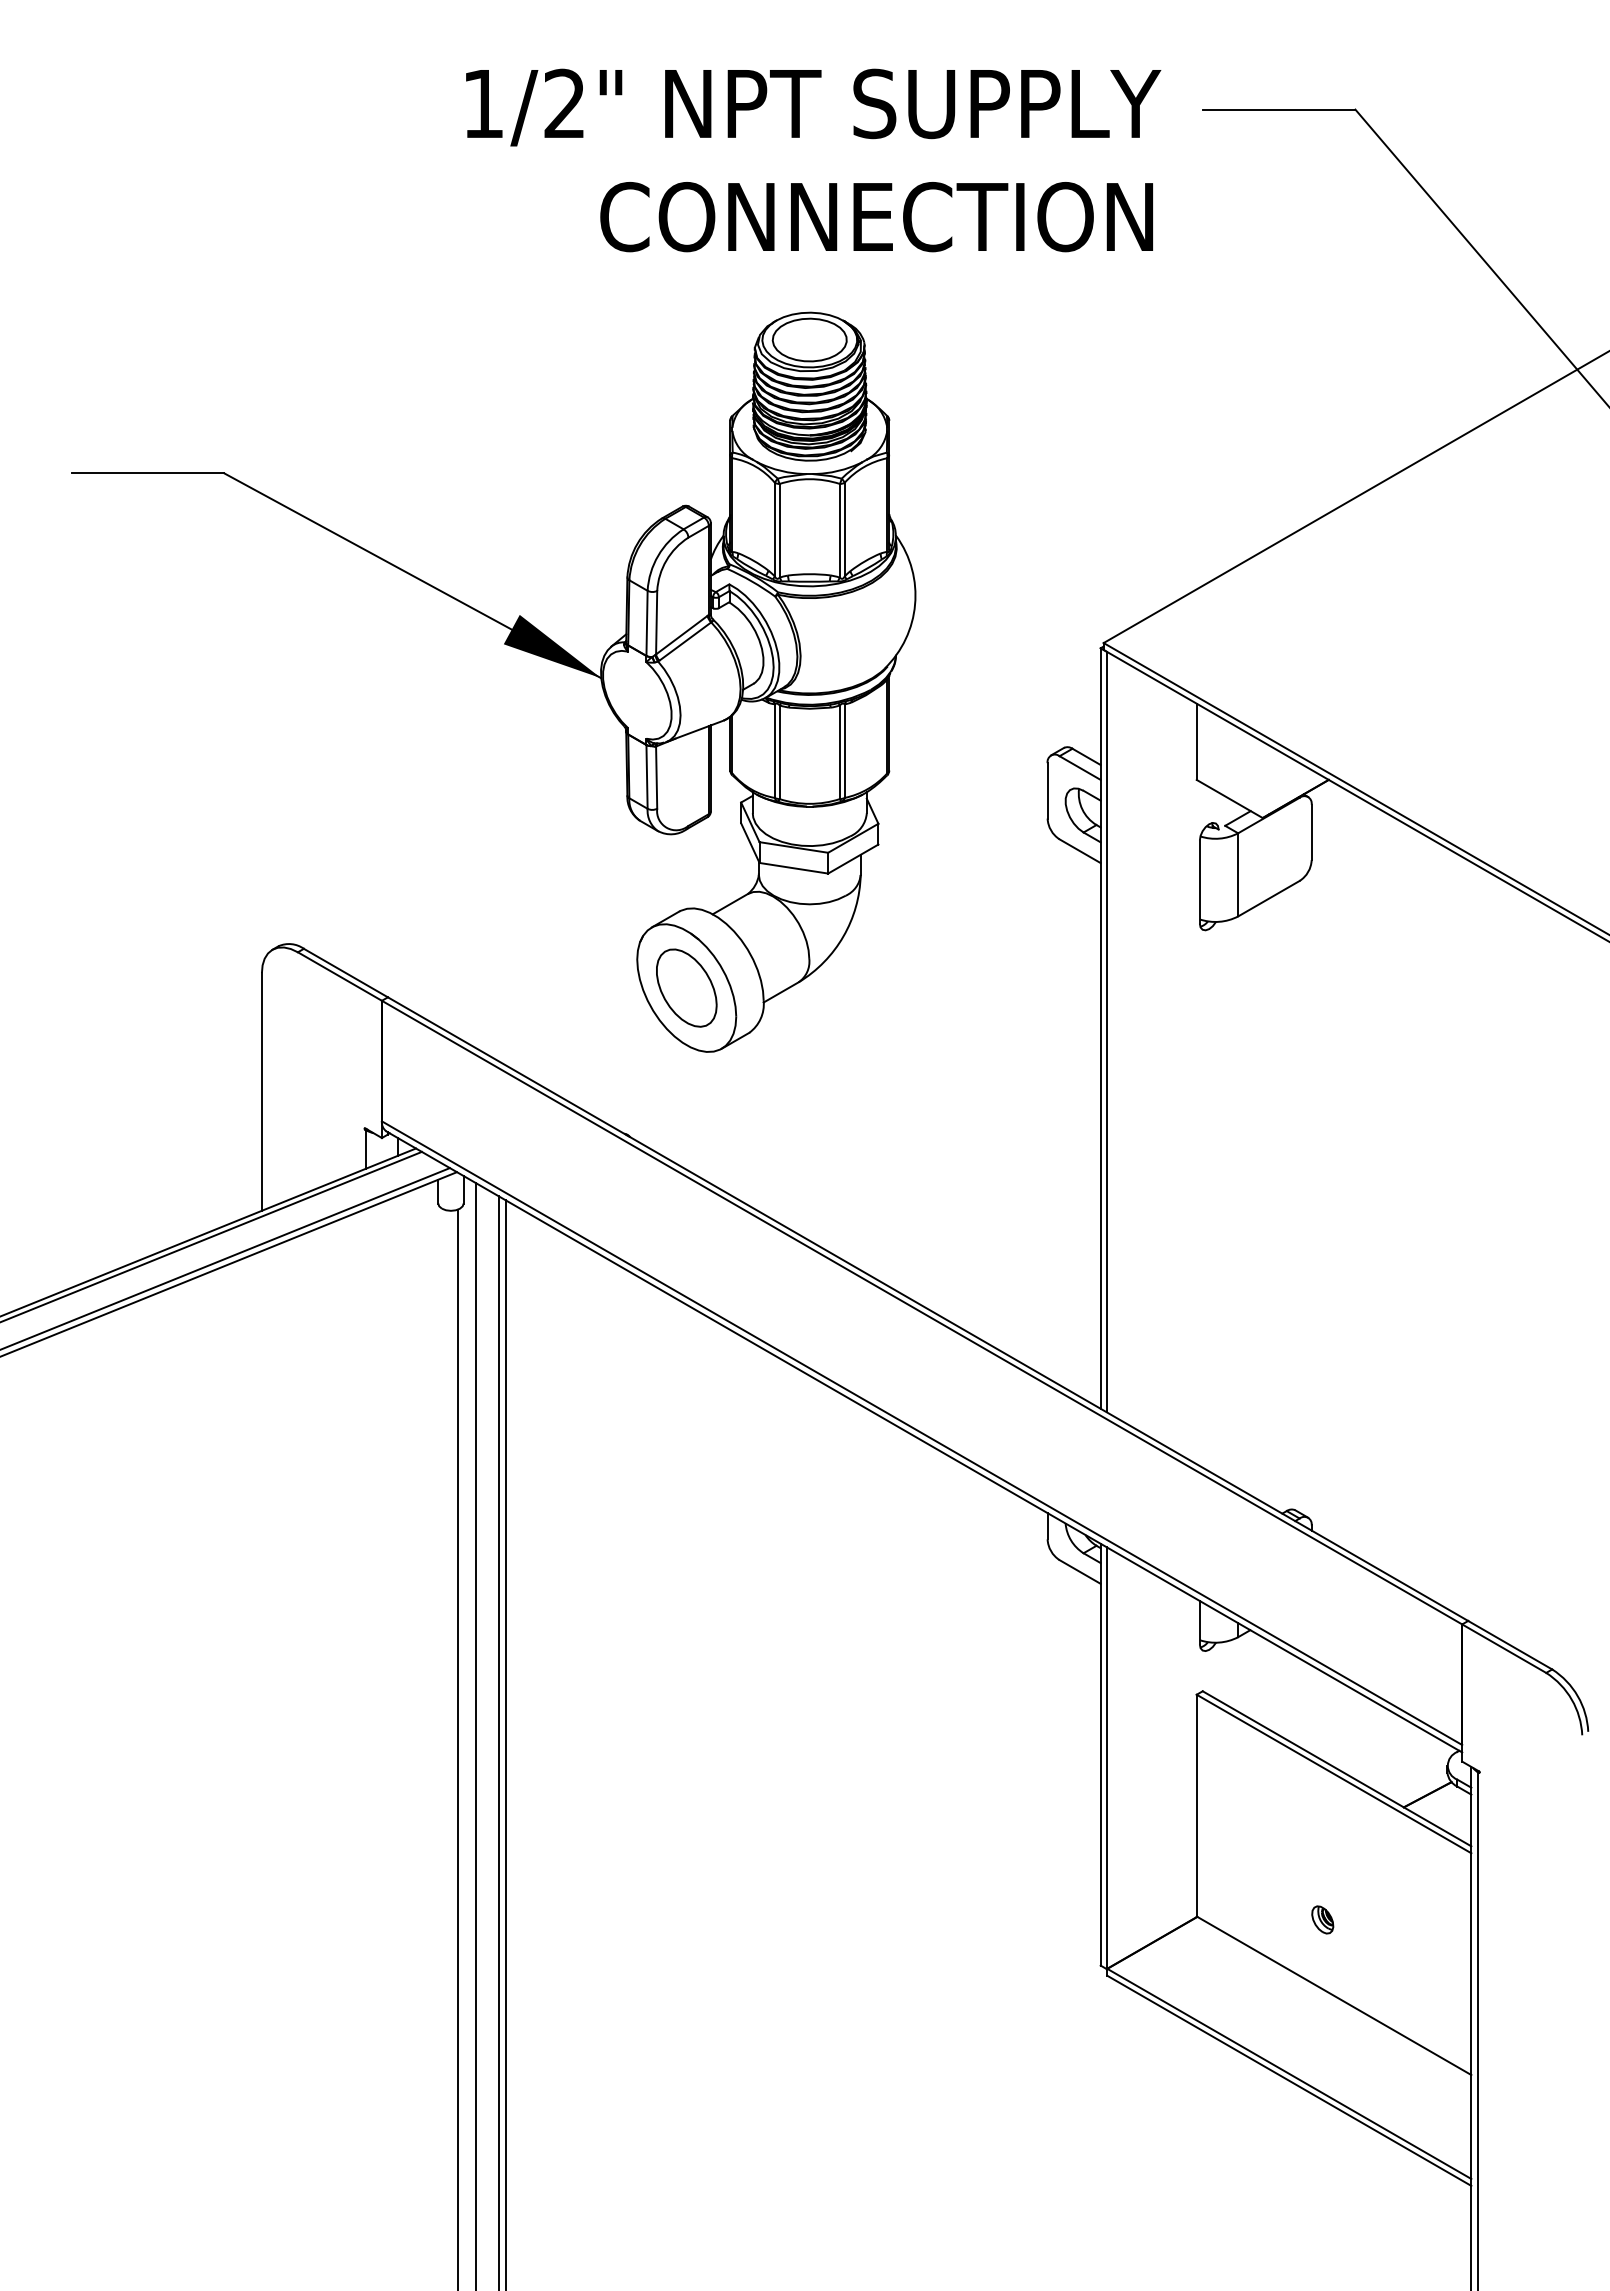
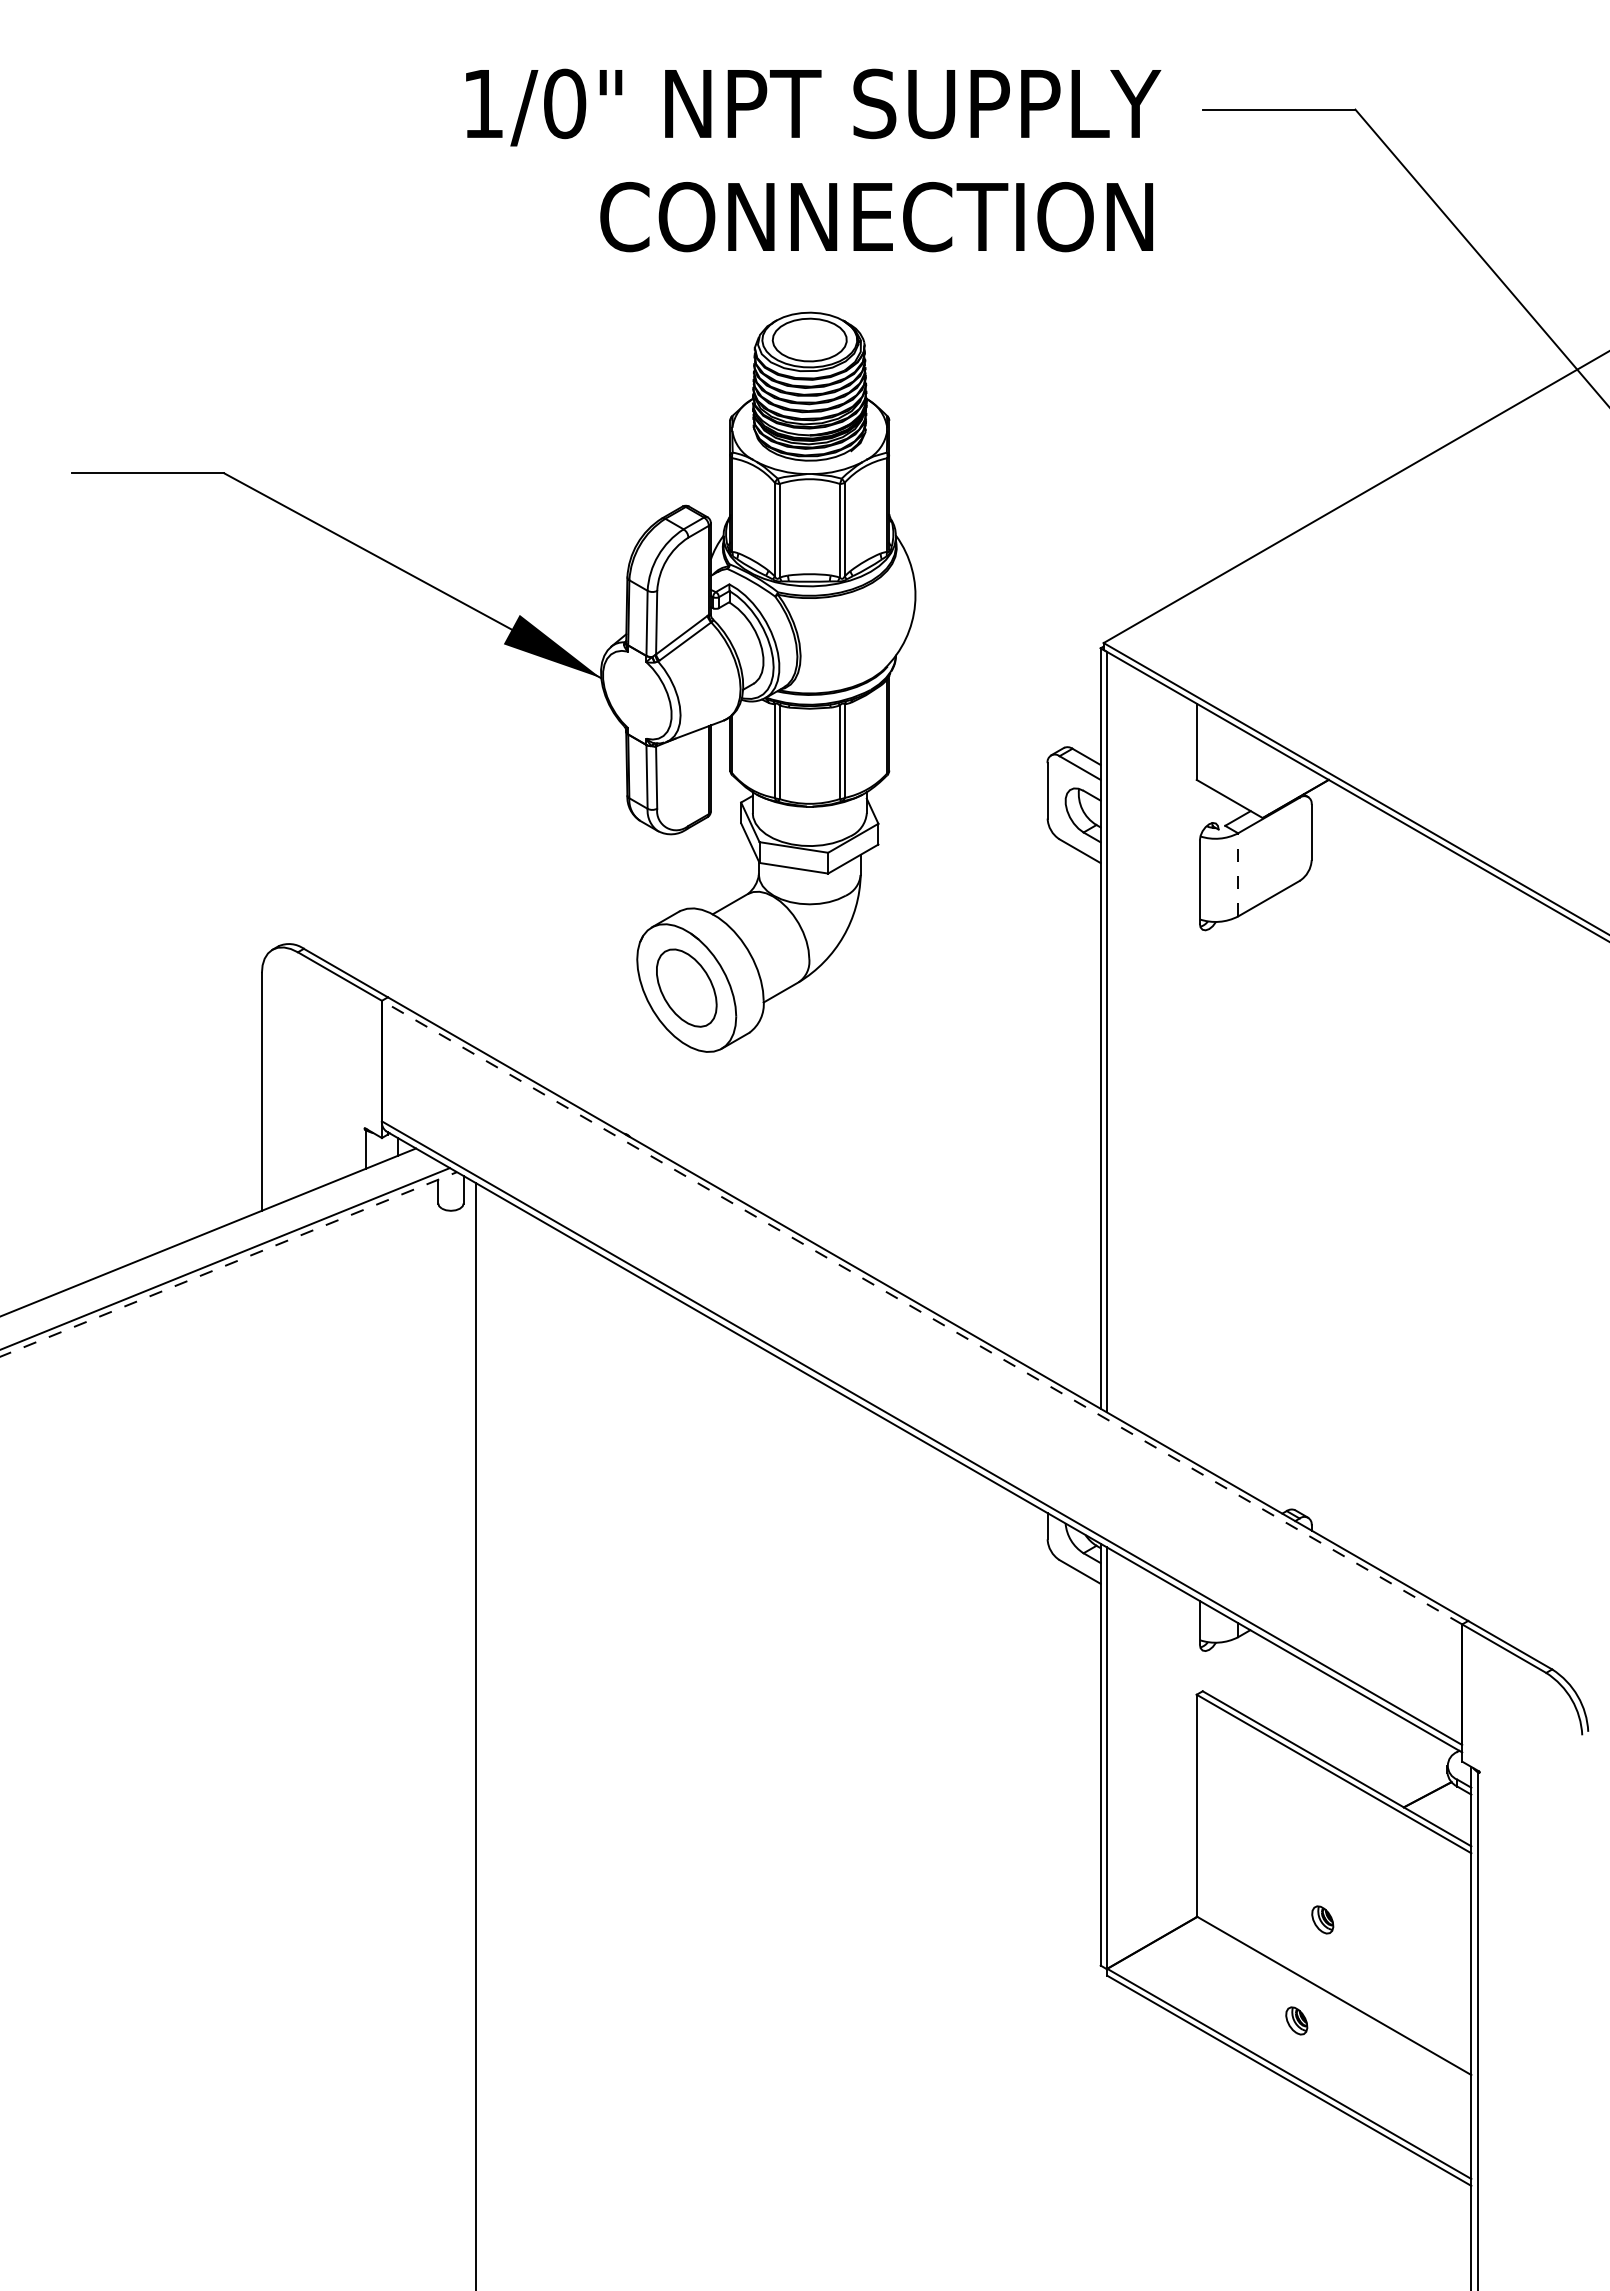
text: 1/2" -> 1/0" (565, 103)
line: solid -> dashed (1238, 874)
line: present -> none (211, 1236)
line: solid -> dashed (229, 1264)
line: solid -> dashed (922, 1312)
line: present -> none (498, 1741)
line: present -> none (505, 1743)
line: present -> none (457, 1748)
part: none -> present (1296, 2020)
